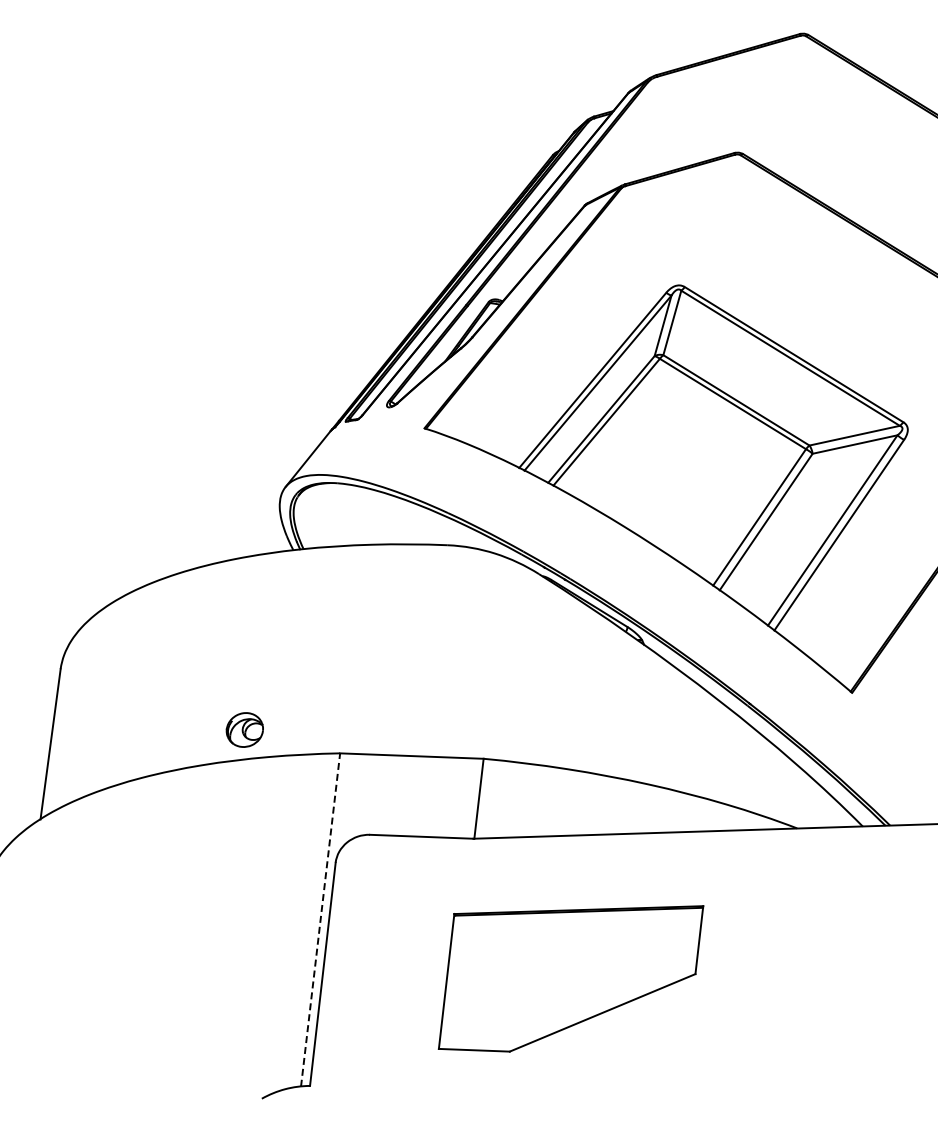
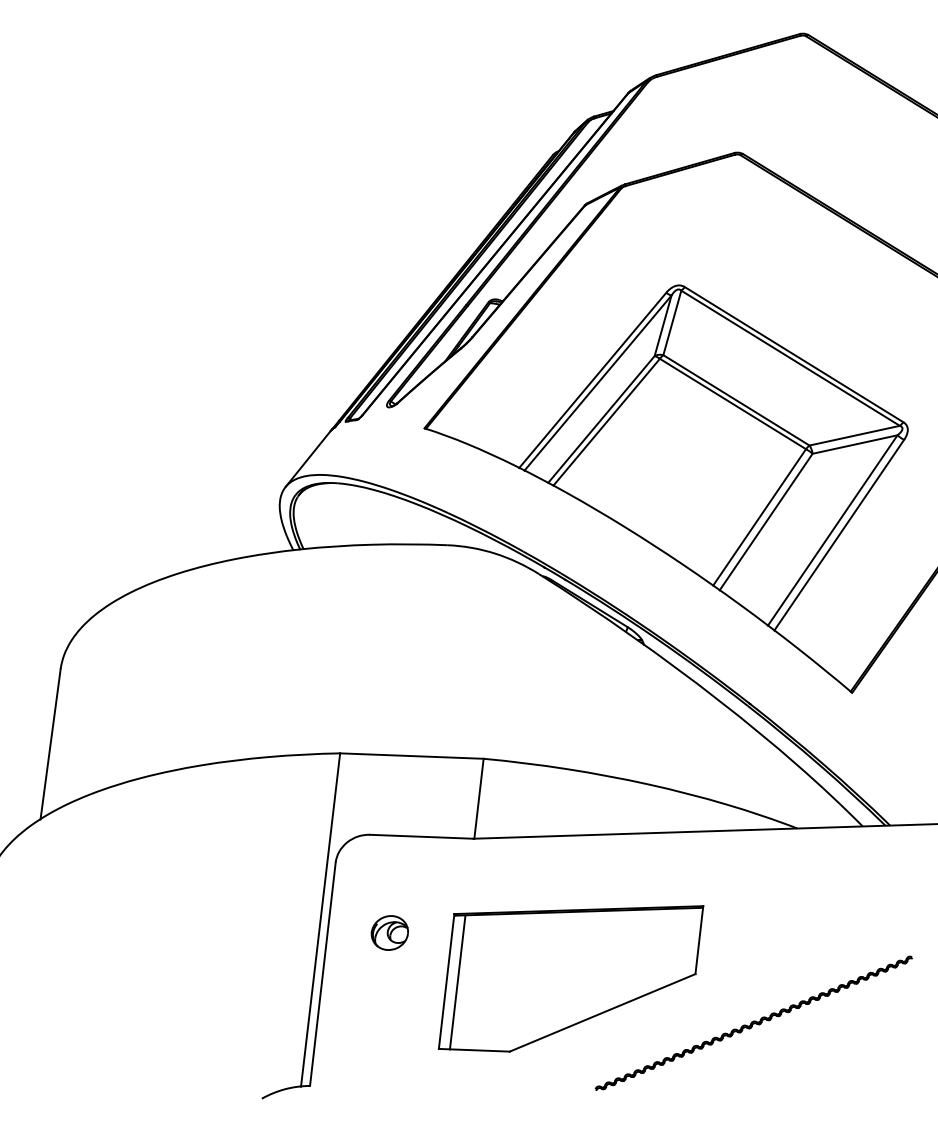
part position: (244, 729) -> (389, 932) (389, 932)
line: dashed -> solid (320, 920)
line: none -> present (457, 982)
part: none -> present (753, 1022)
